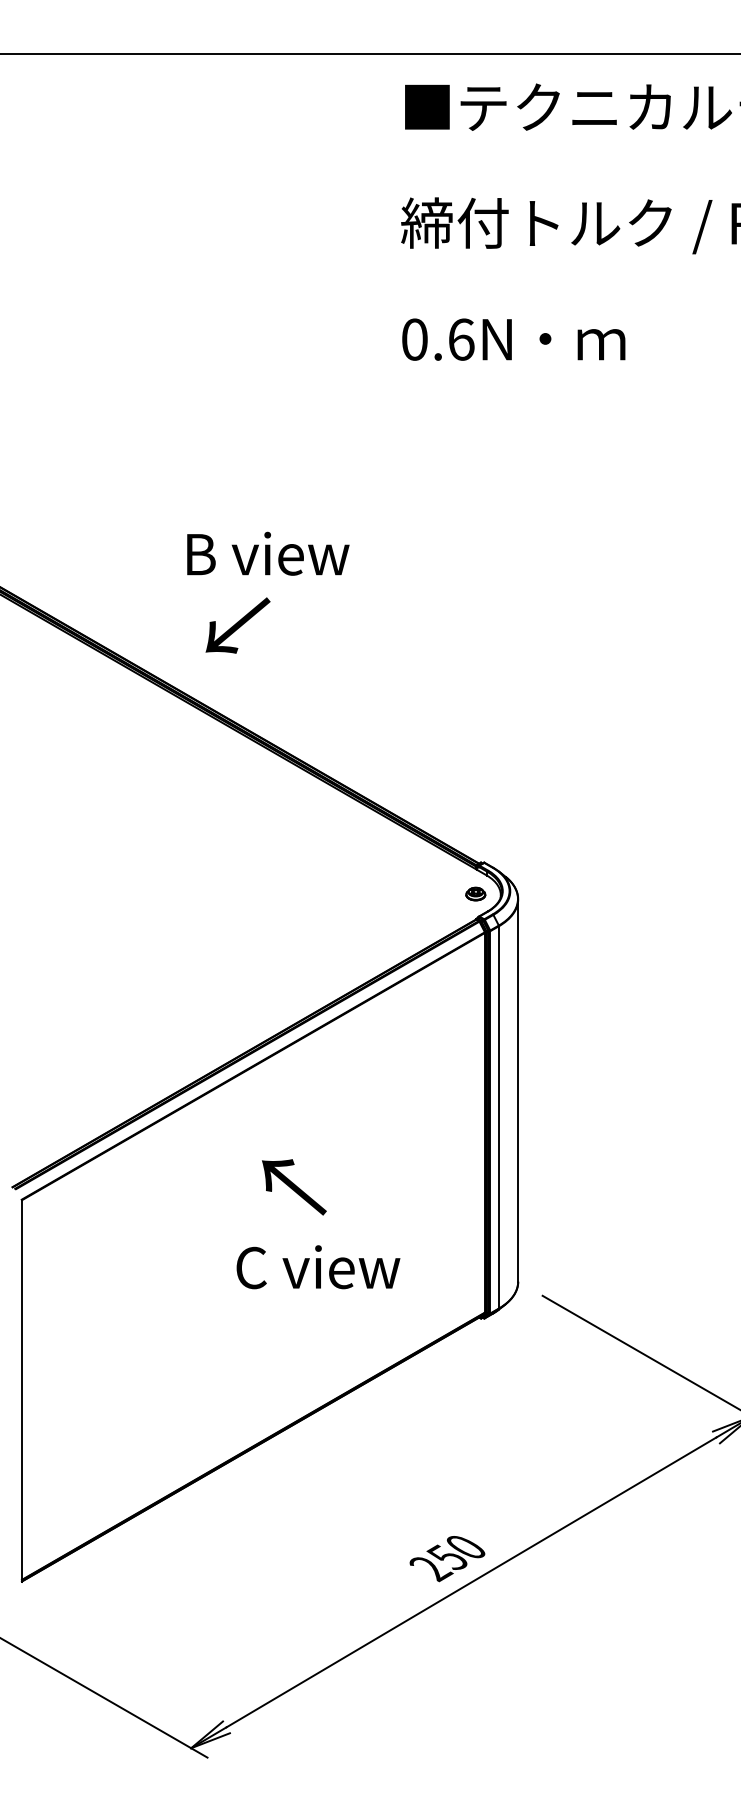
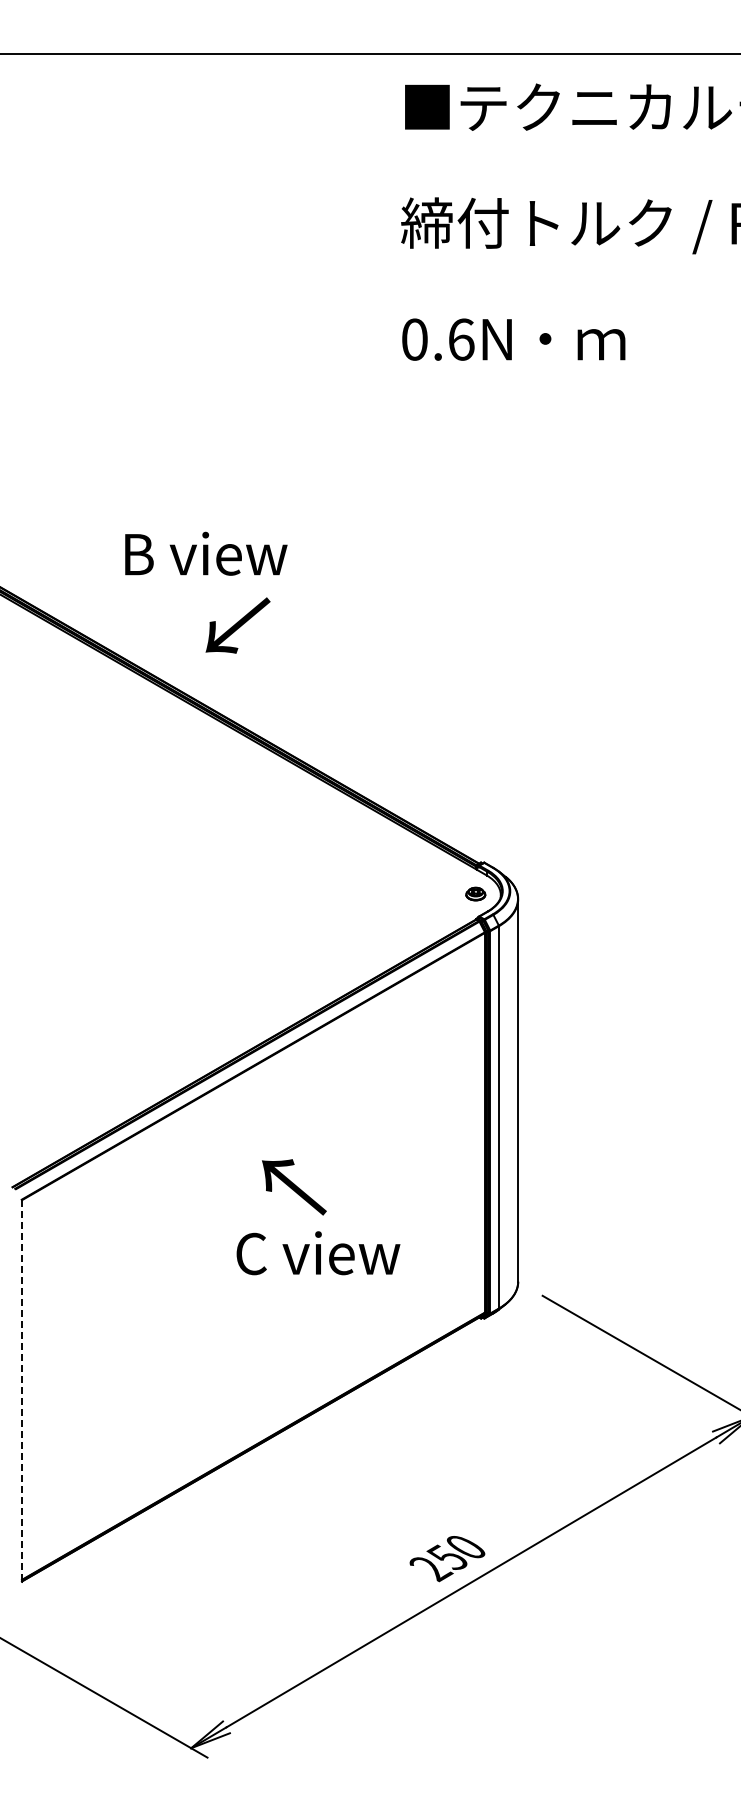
text position: (268, 553) -> (206, 553) (206, 553)
text position: (318, 1267) -> (318, 1253) (318, 1253)
line: solid -> dashed (22, 1391)
